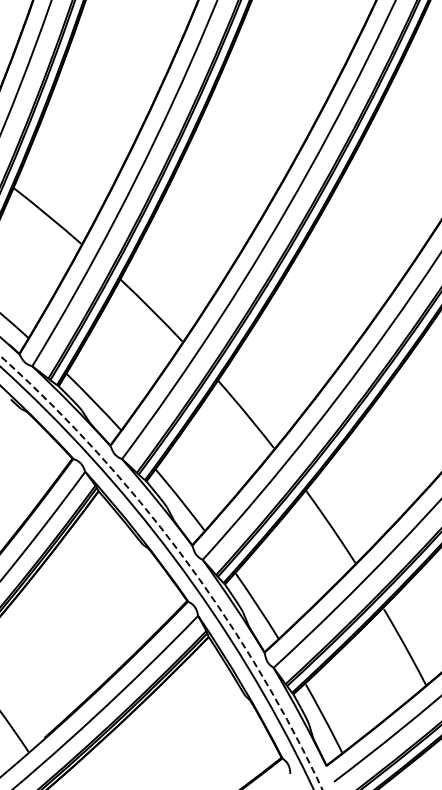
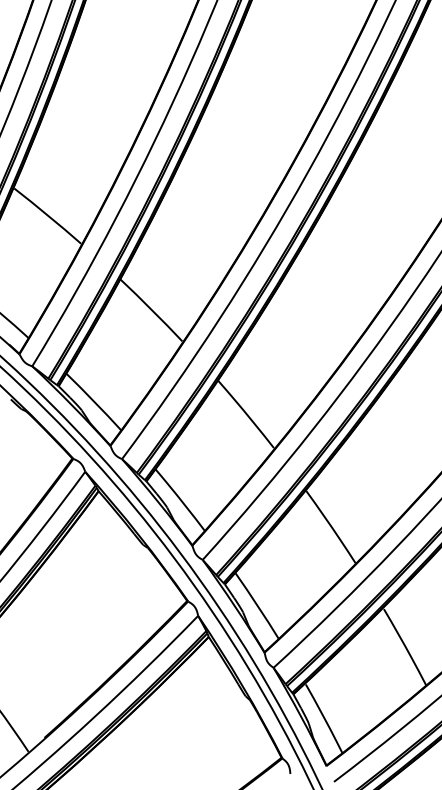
circle: dashed -> solid (161, 572)
